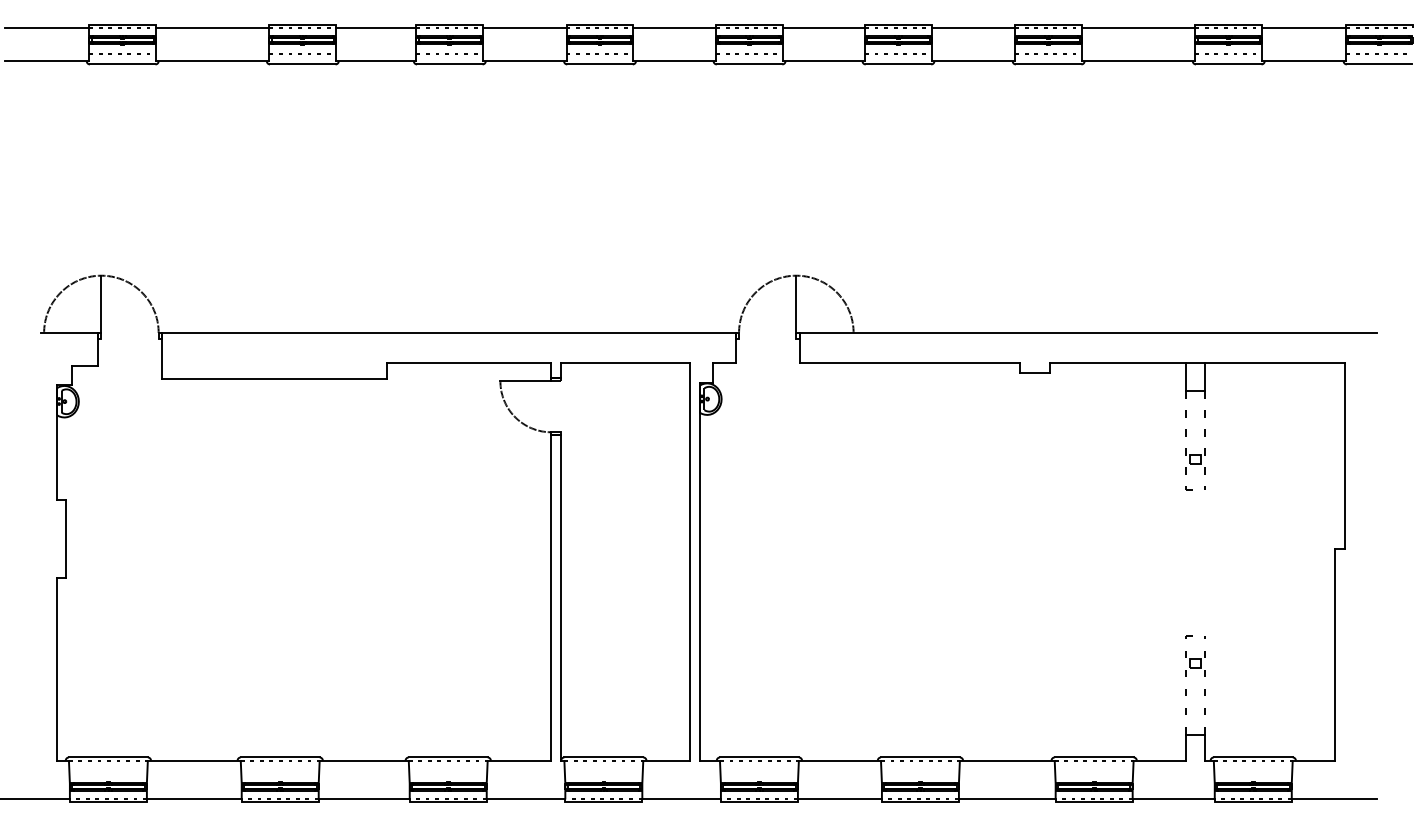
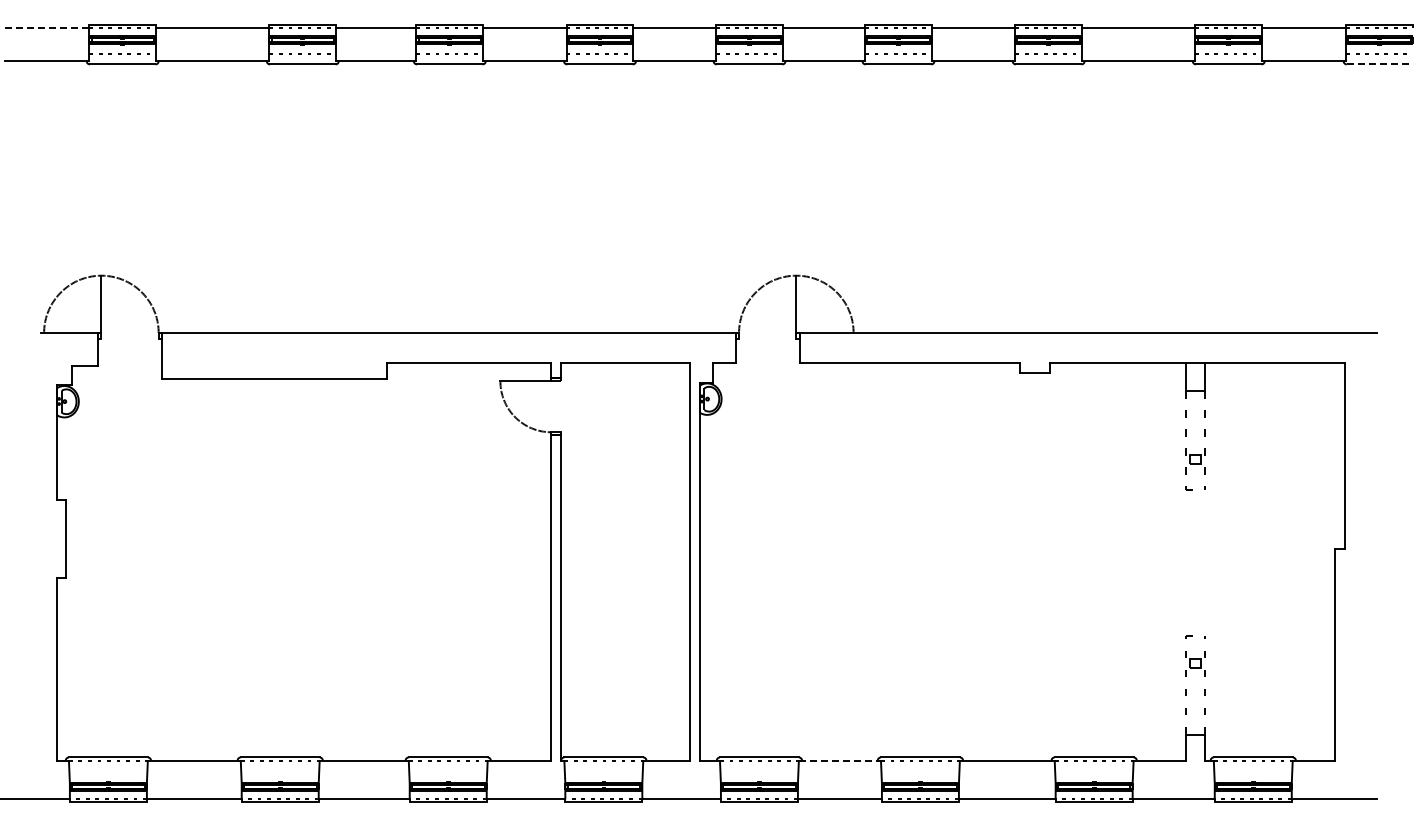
line: solid -> dashed (47, 27)
line: solid -> dashed (1379, 64)
line: solid -> dashed (840, 760)
